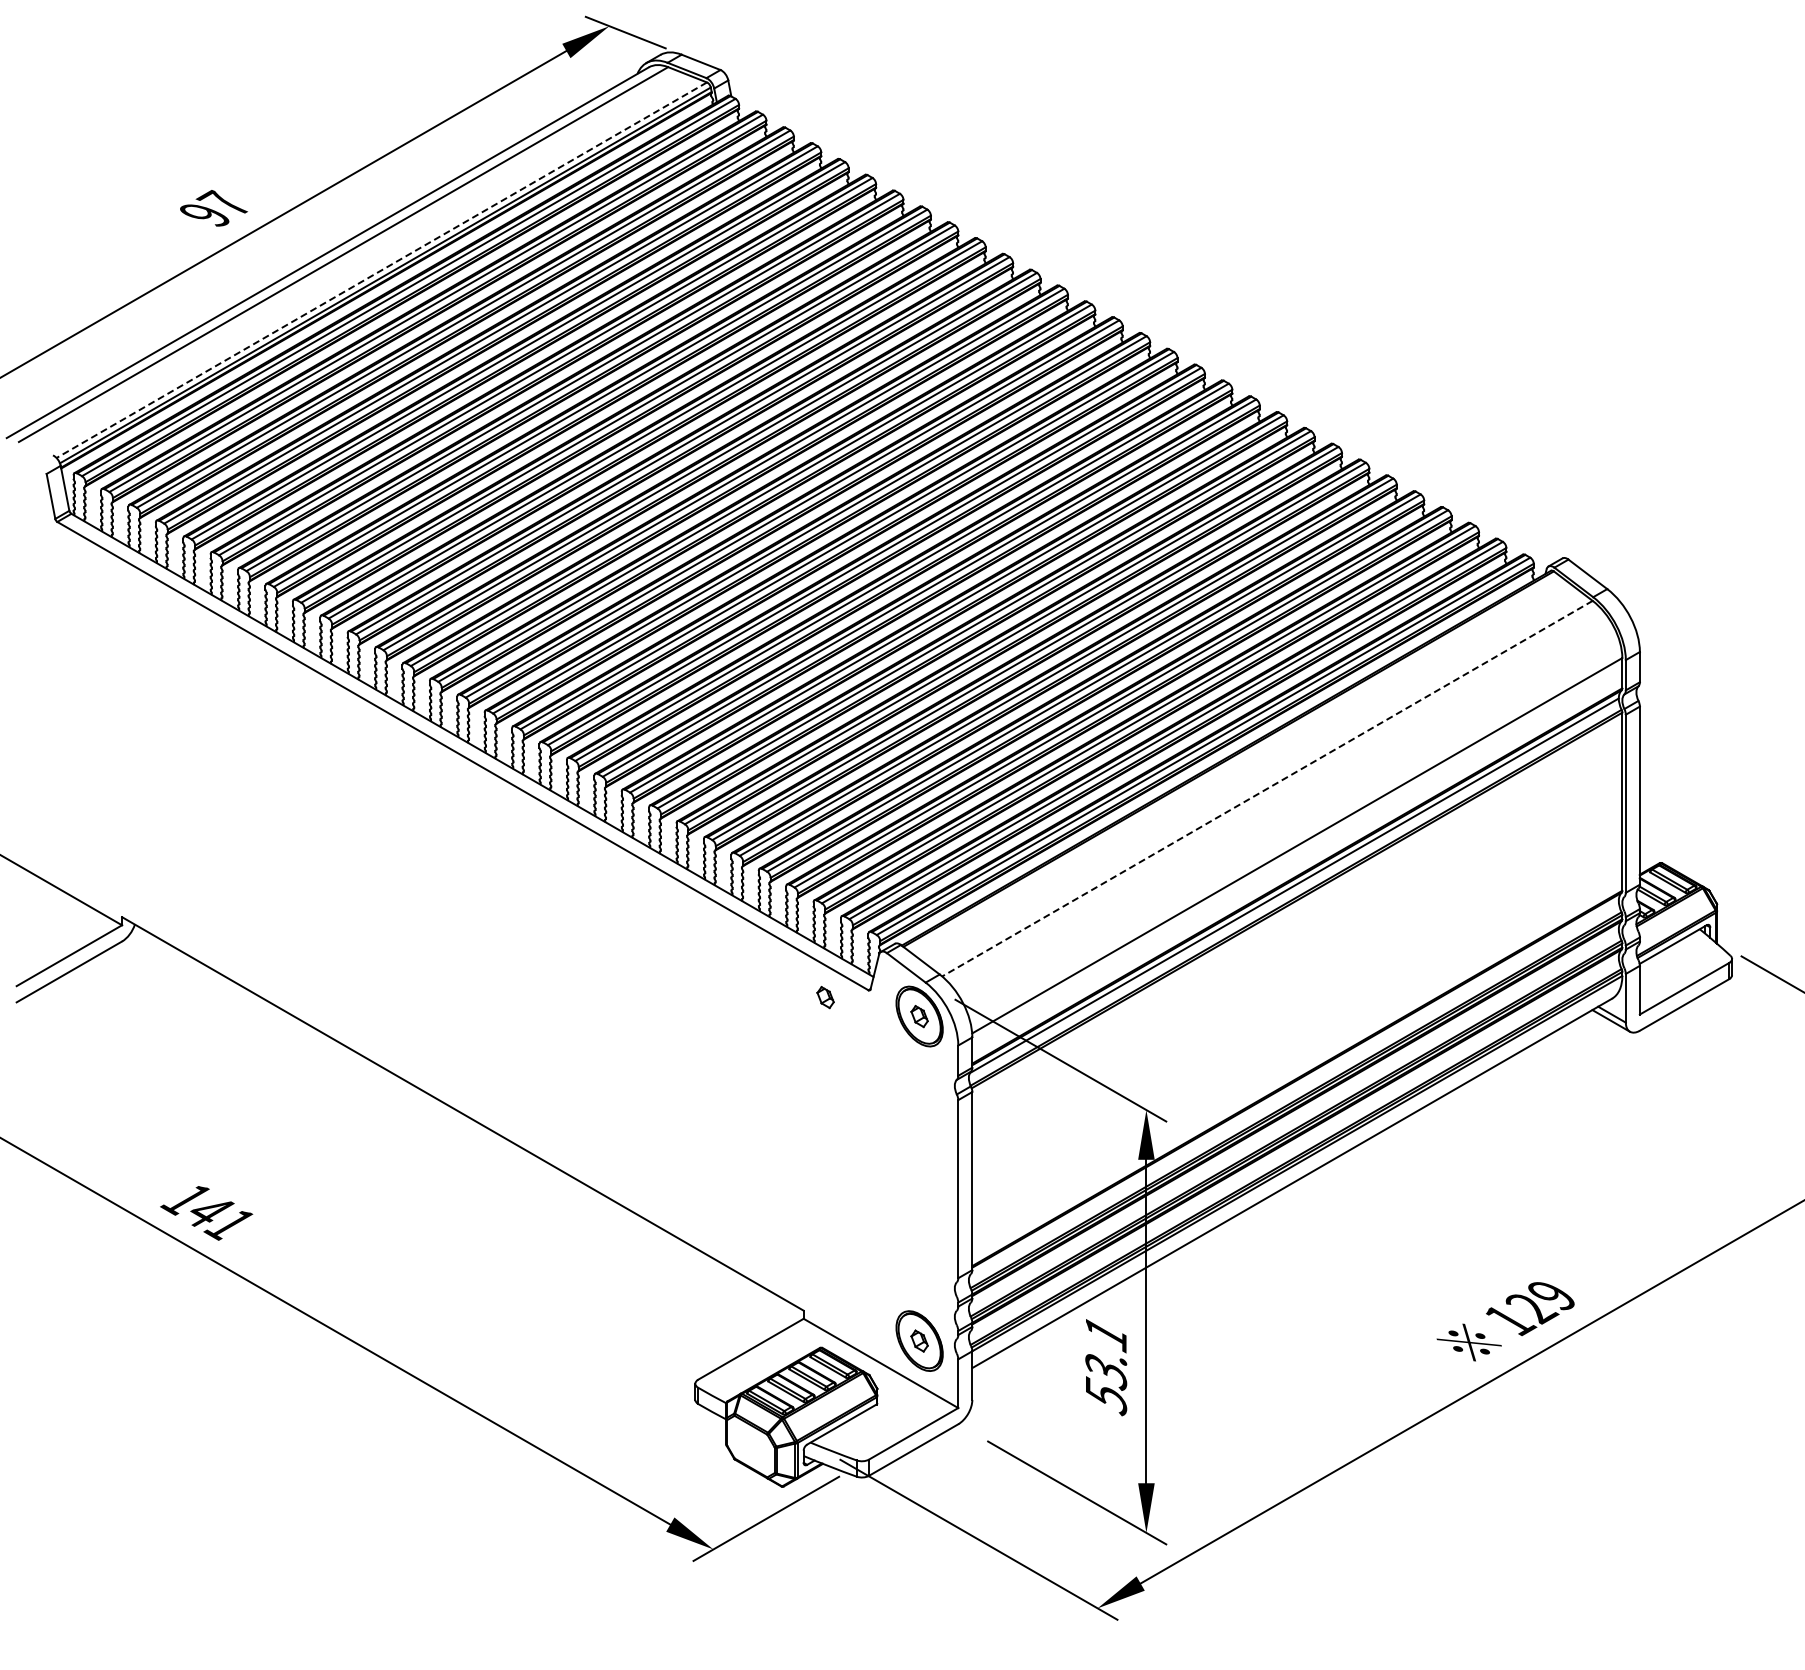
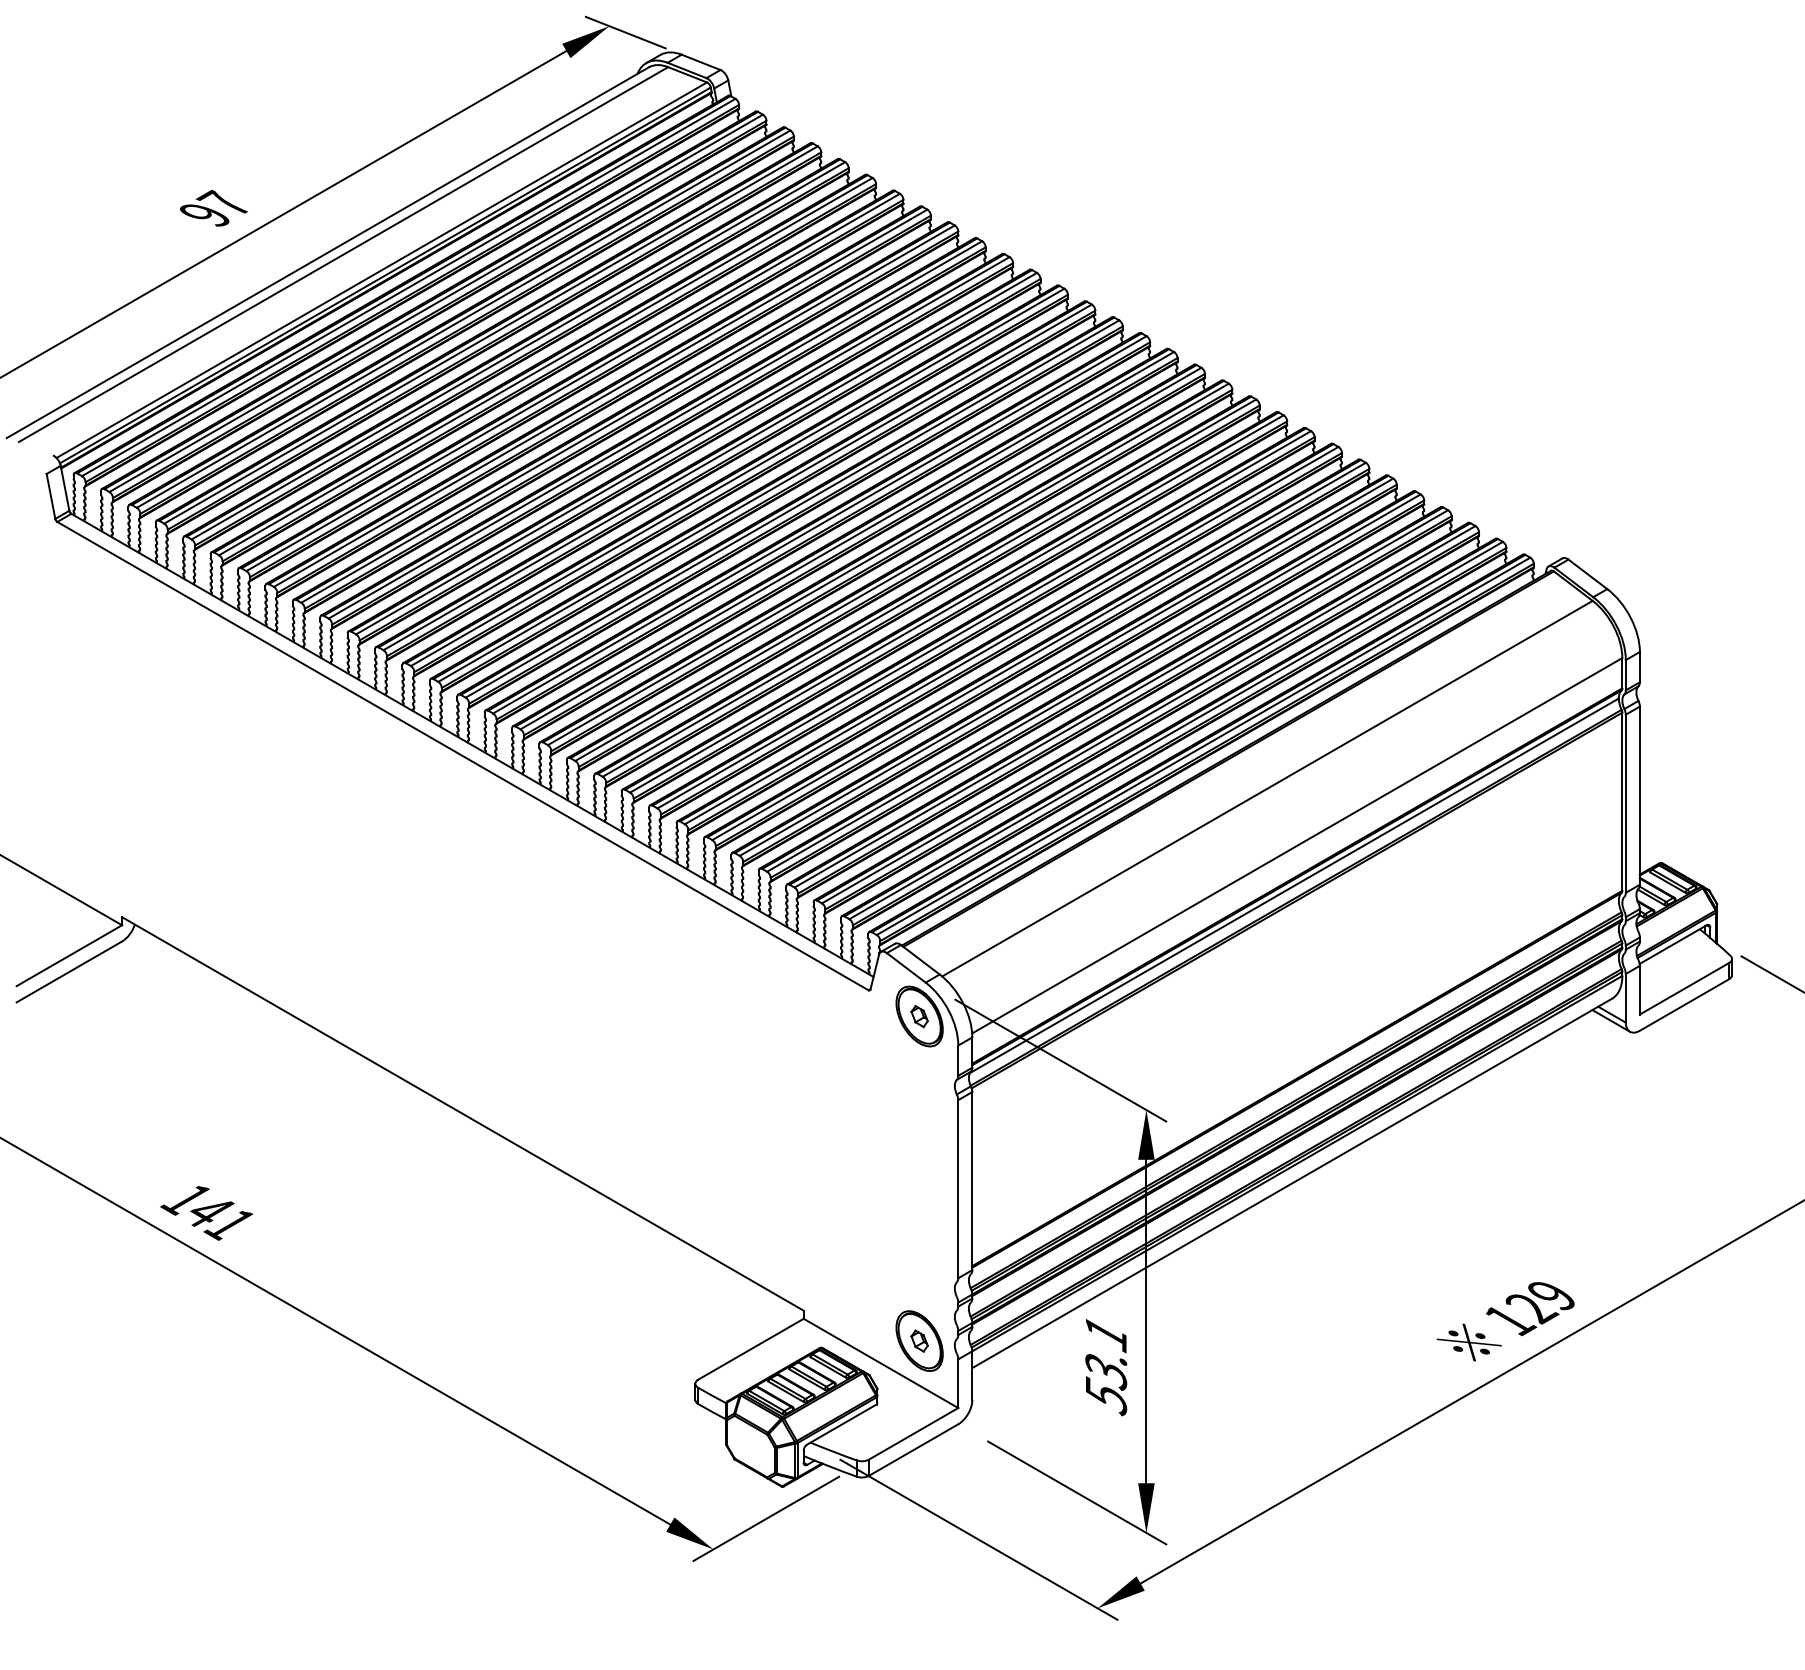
line: dashed -> solid (381, 270)
line: dashed -> solid (1267, 788)
part: present -> none (825, 997)
